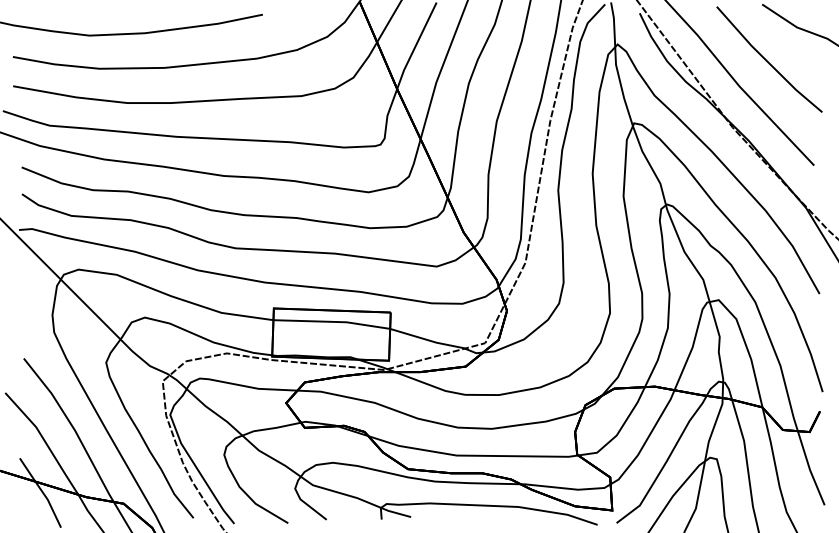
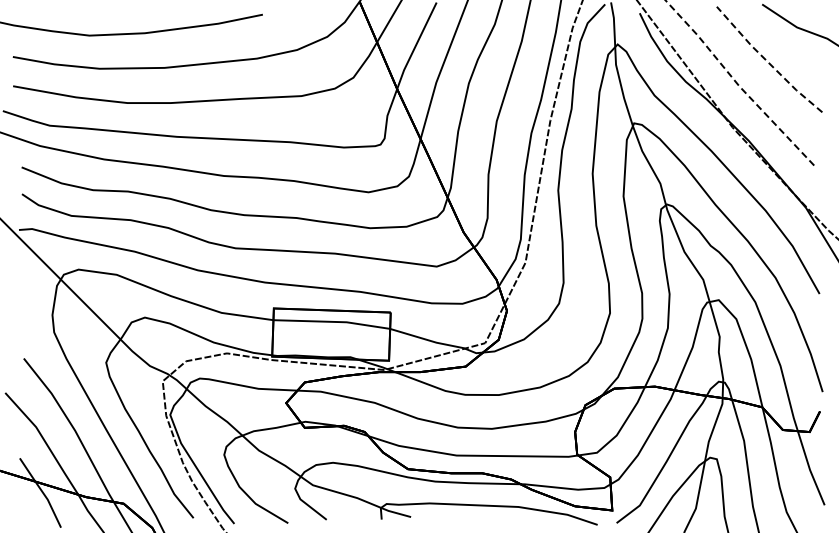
line: solid -> dashed (767, 61)
line: solid -> dashed (737, 84)
